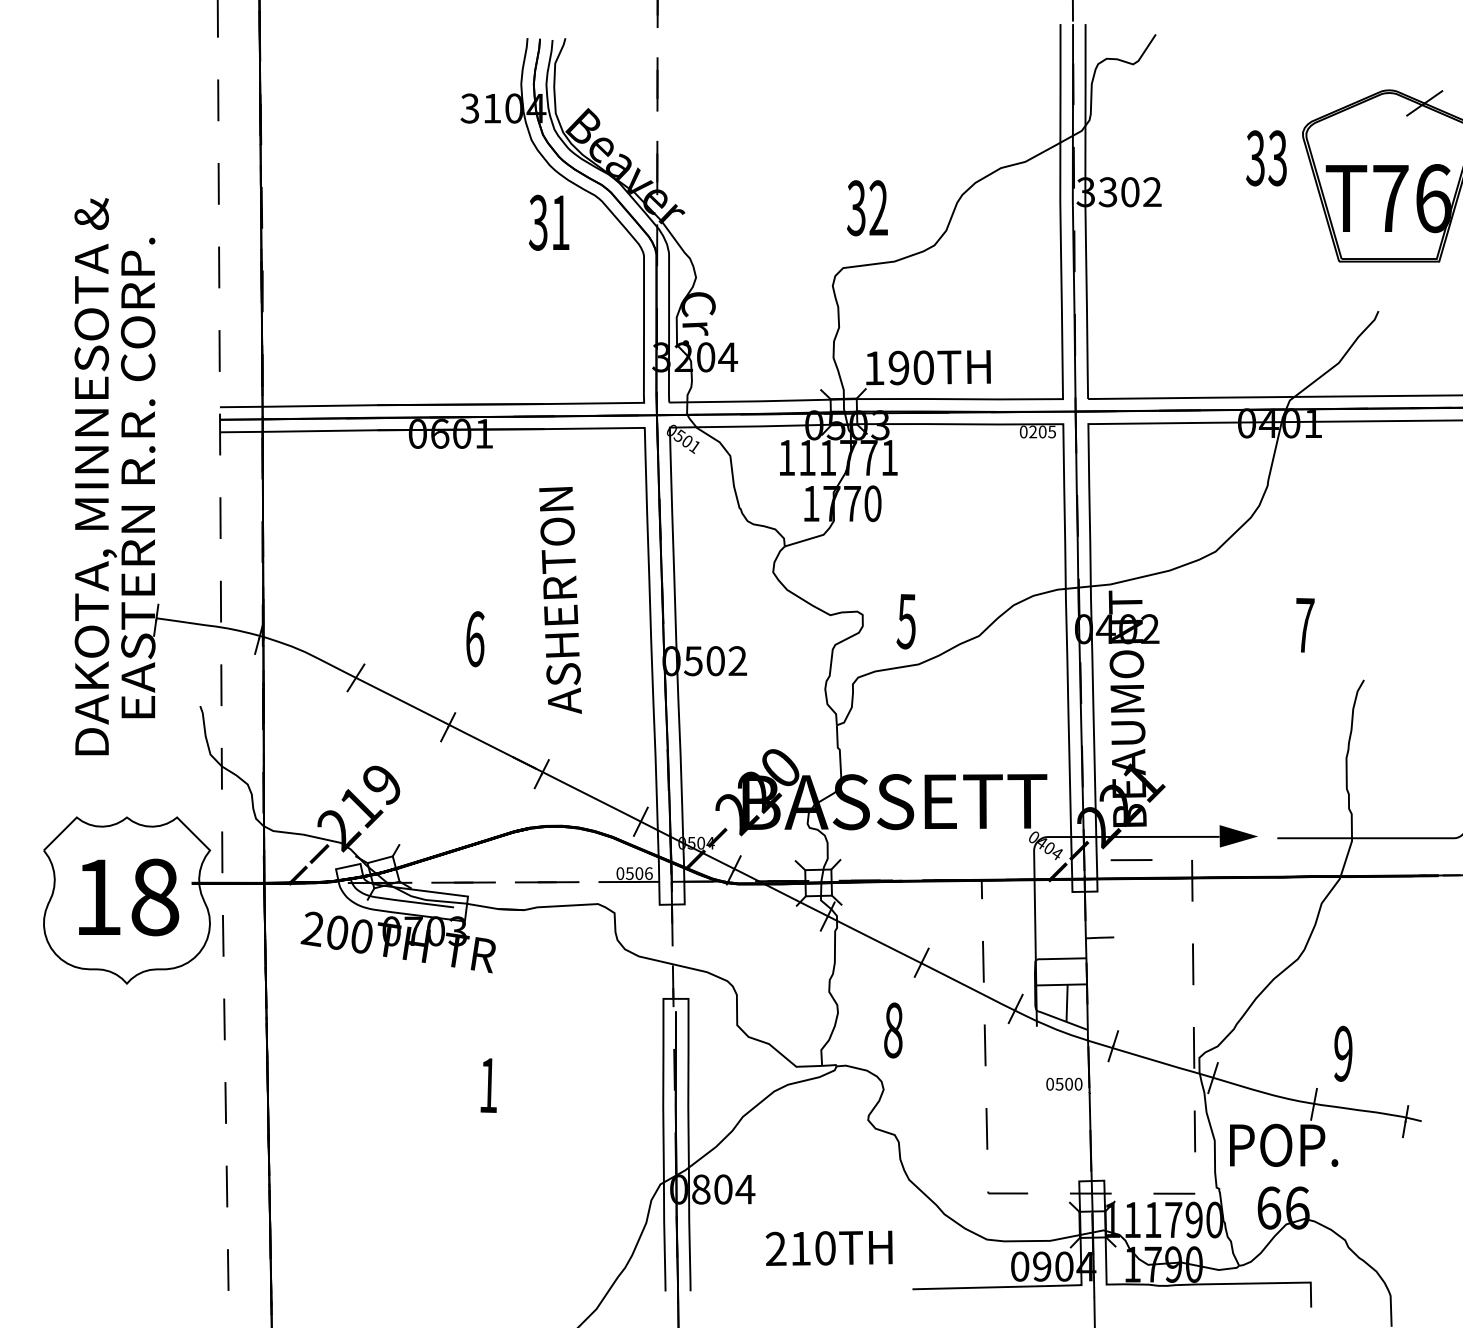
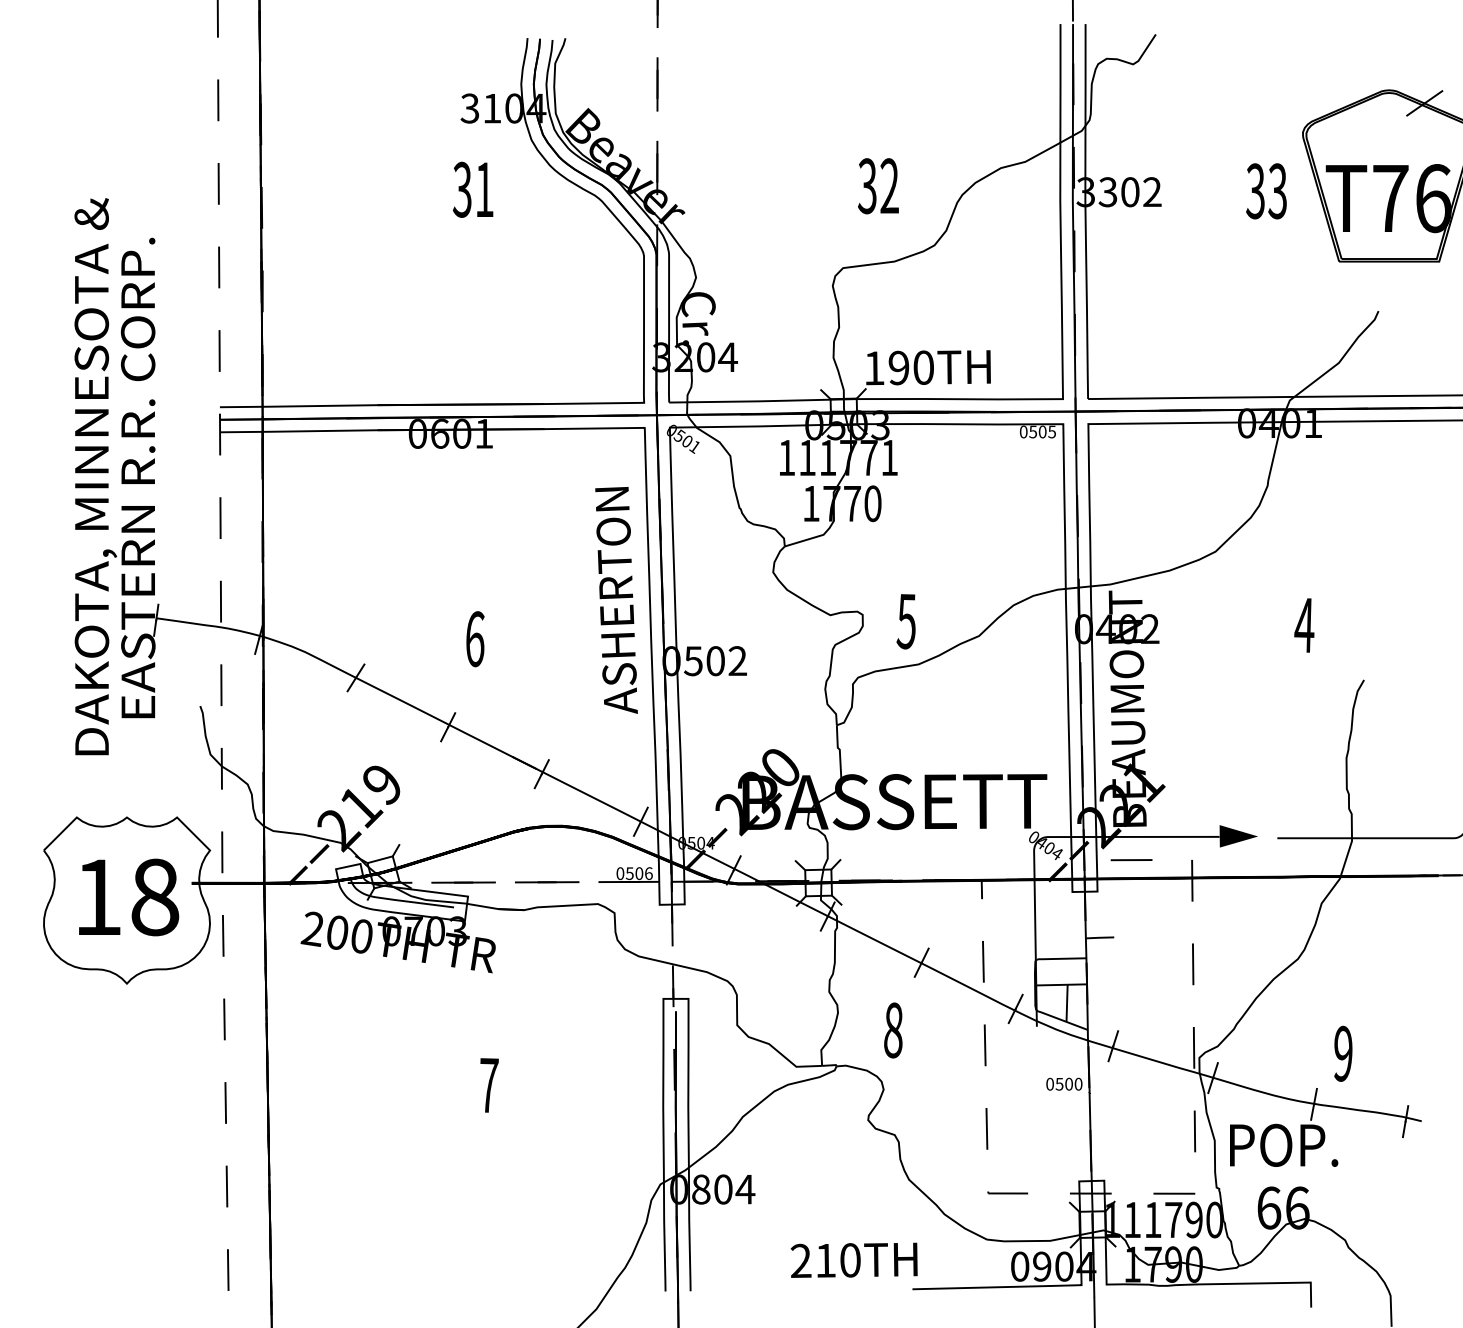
text position: (1266, 158) -> (1266, 191) (1266, 191)
text position: (867, 208) -> (878, 186) (878, 186)
text position: (548, 222) -> (472, 189) (472, 189)
text: 0205 -> 0505 (1033, 431)
text position: (560, 600) -> (616, 600) (616, 600)
text: 7 -> 4 (1304, 625)
text: 1 -> 7 (489, 1085)
text position: (828, 1247) -> (853, 1259) (853, 1259)
